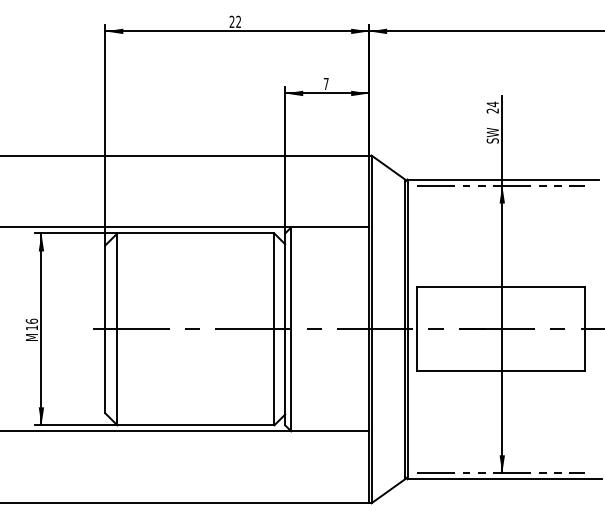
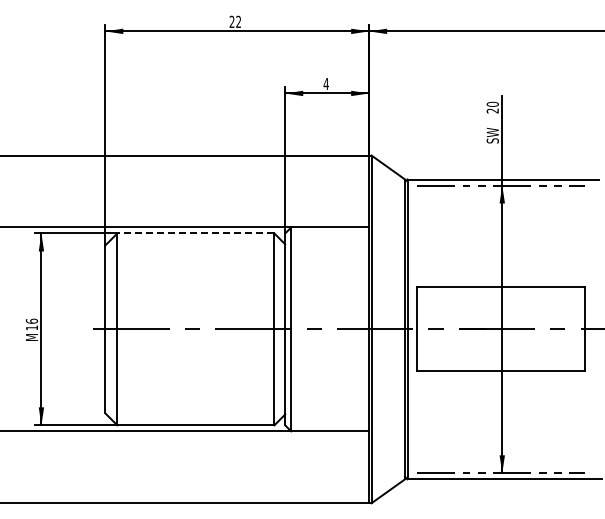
text: 7 -> 4 (325, 83)
text: 24 -> 20 (492, 104)
line: solid -> dashed (195, 233)
